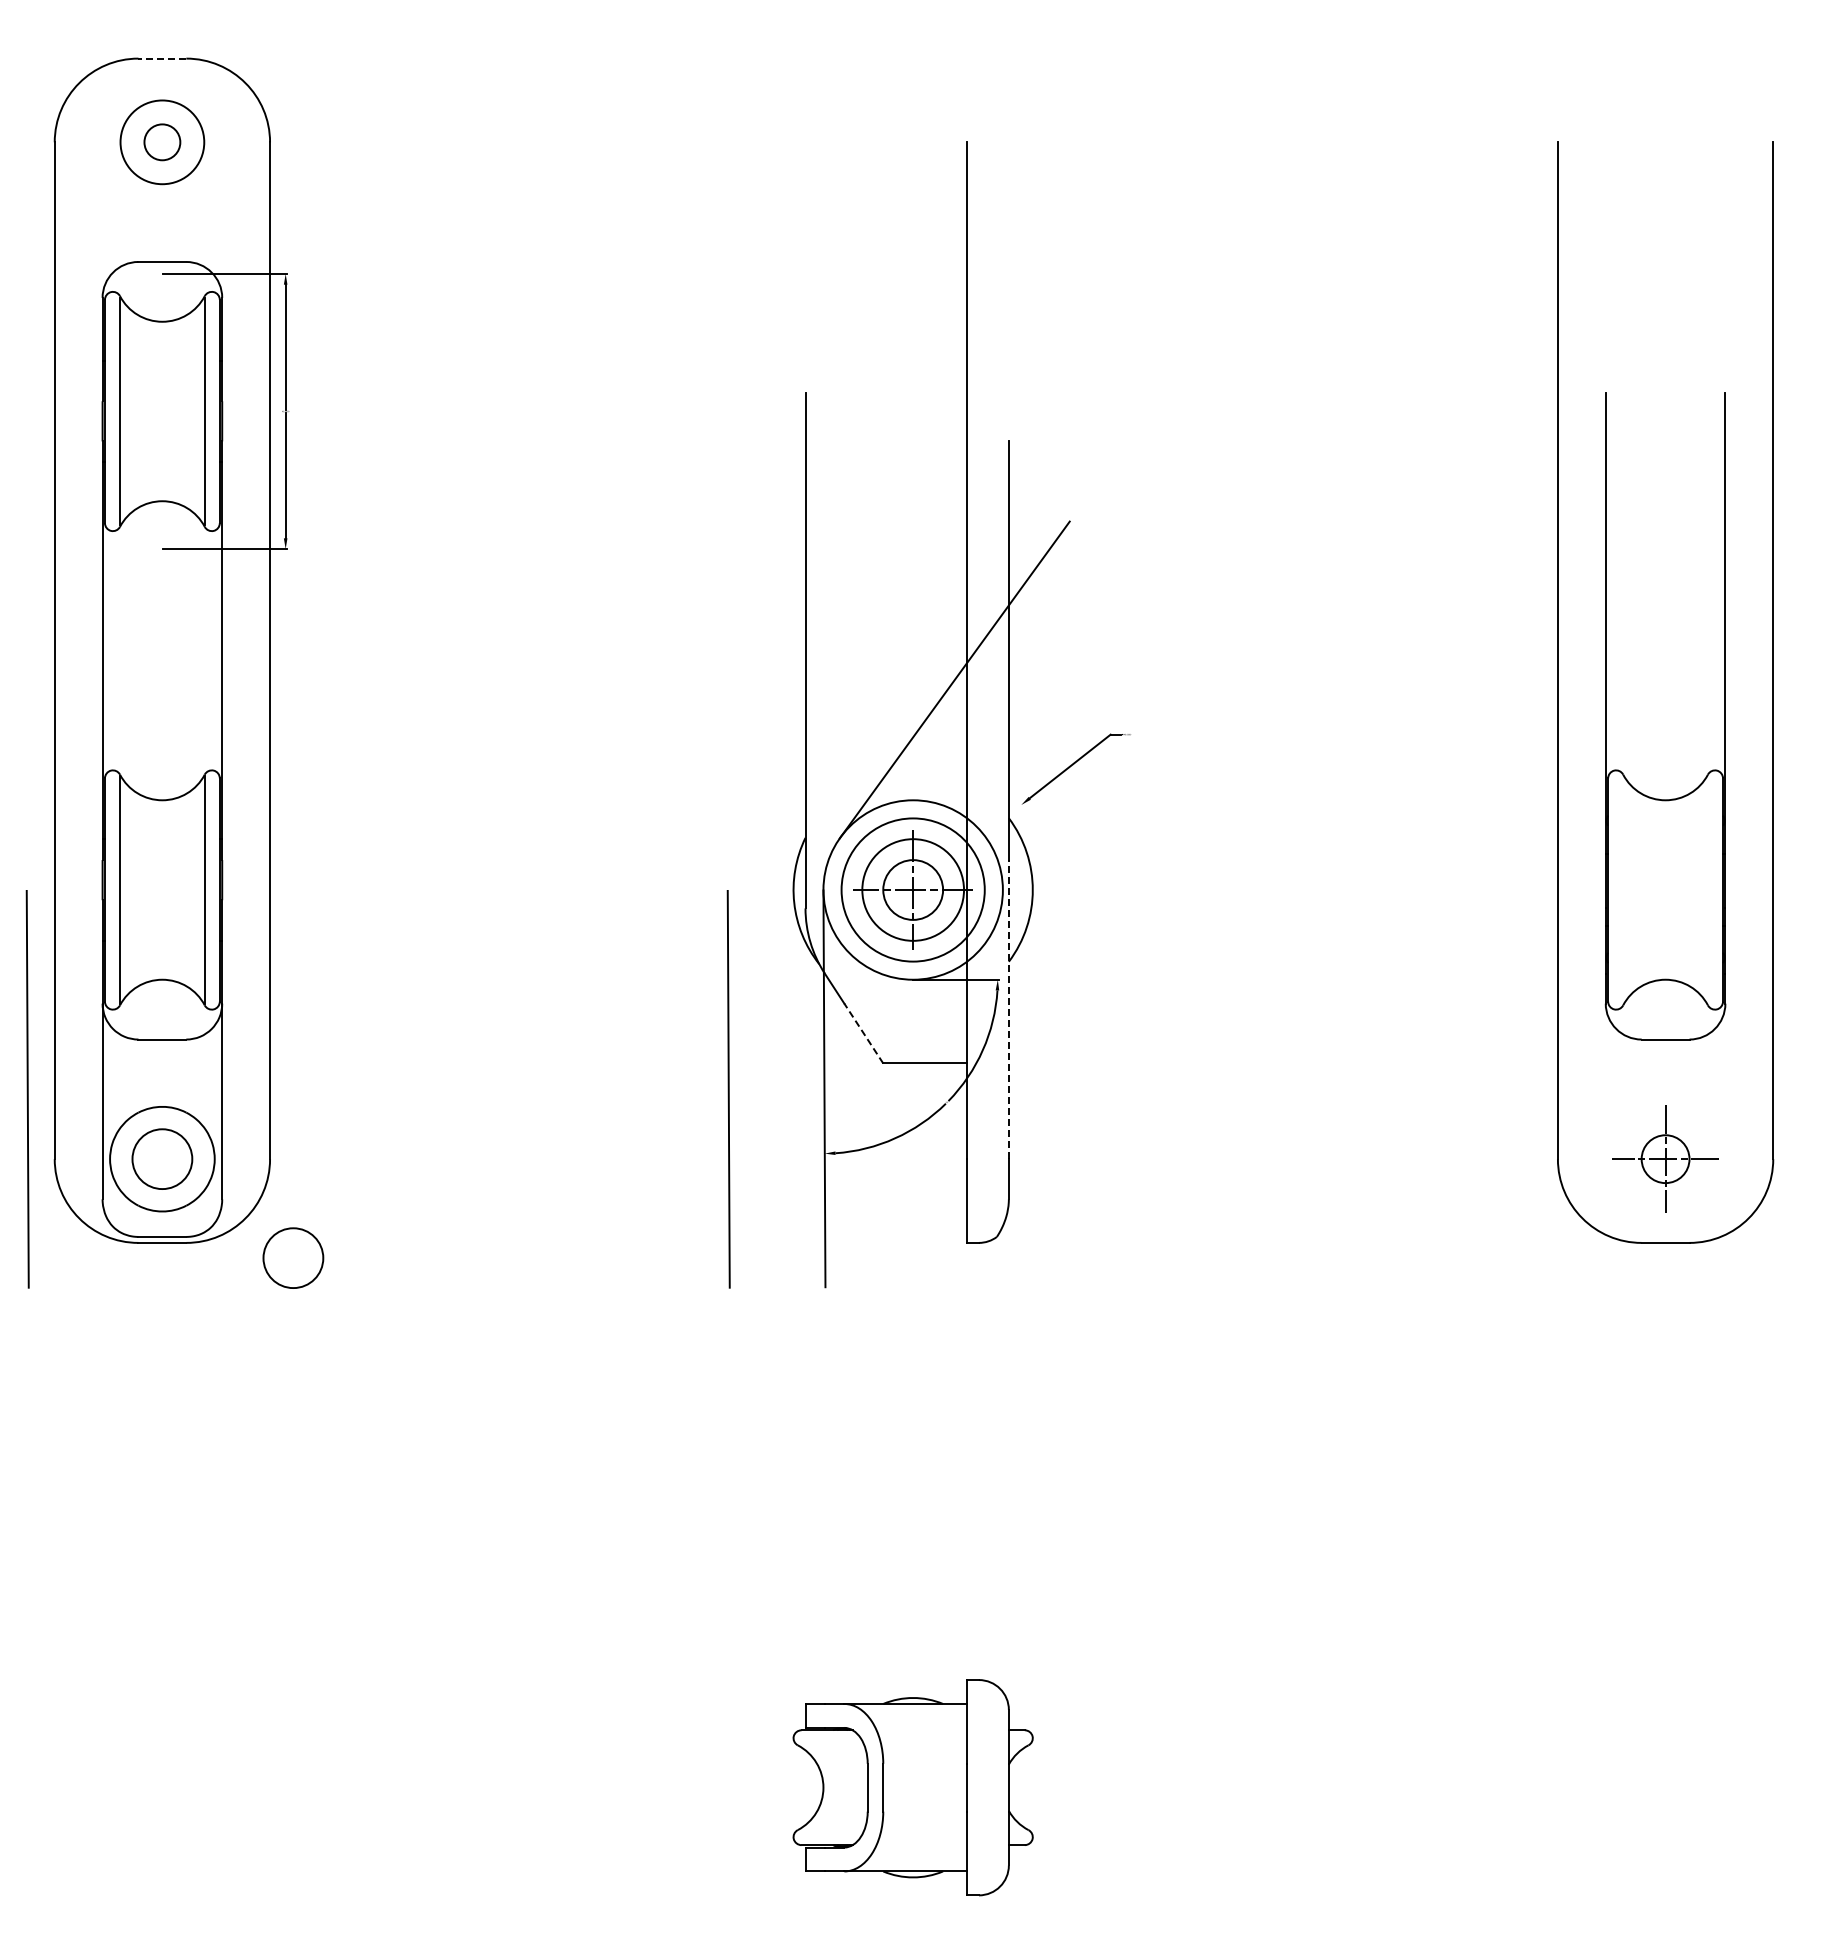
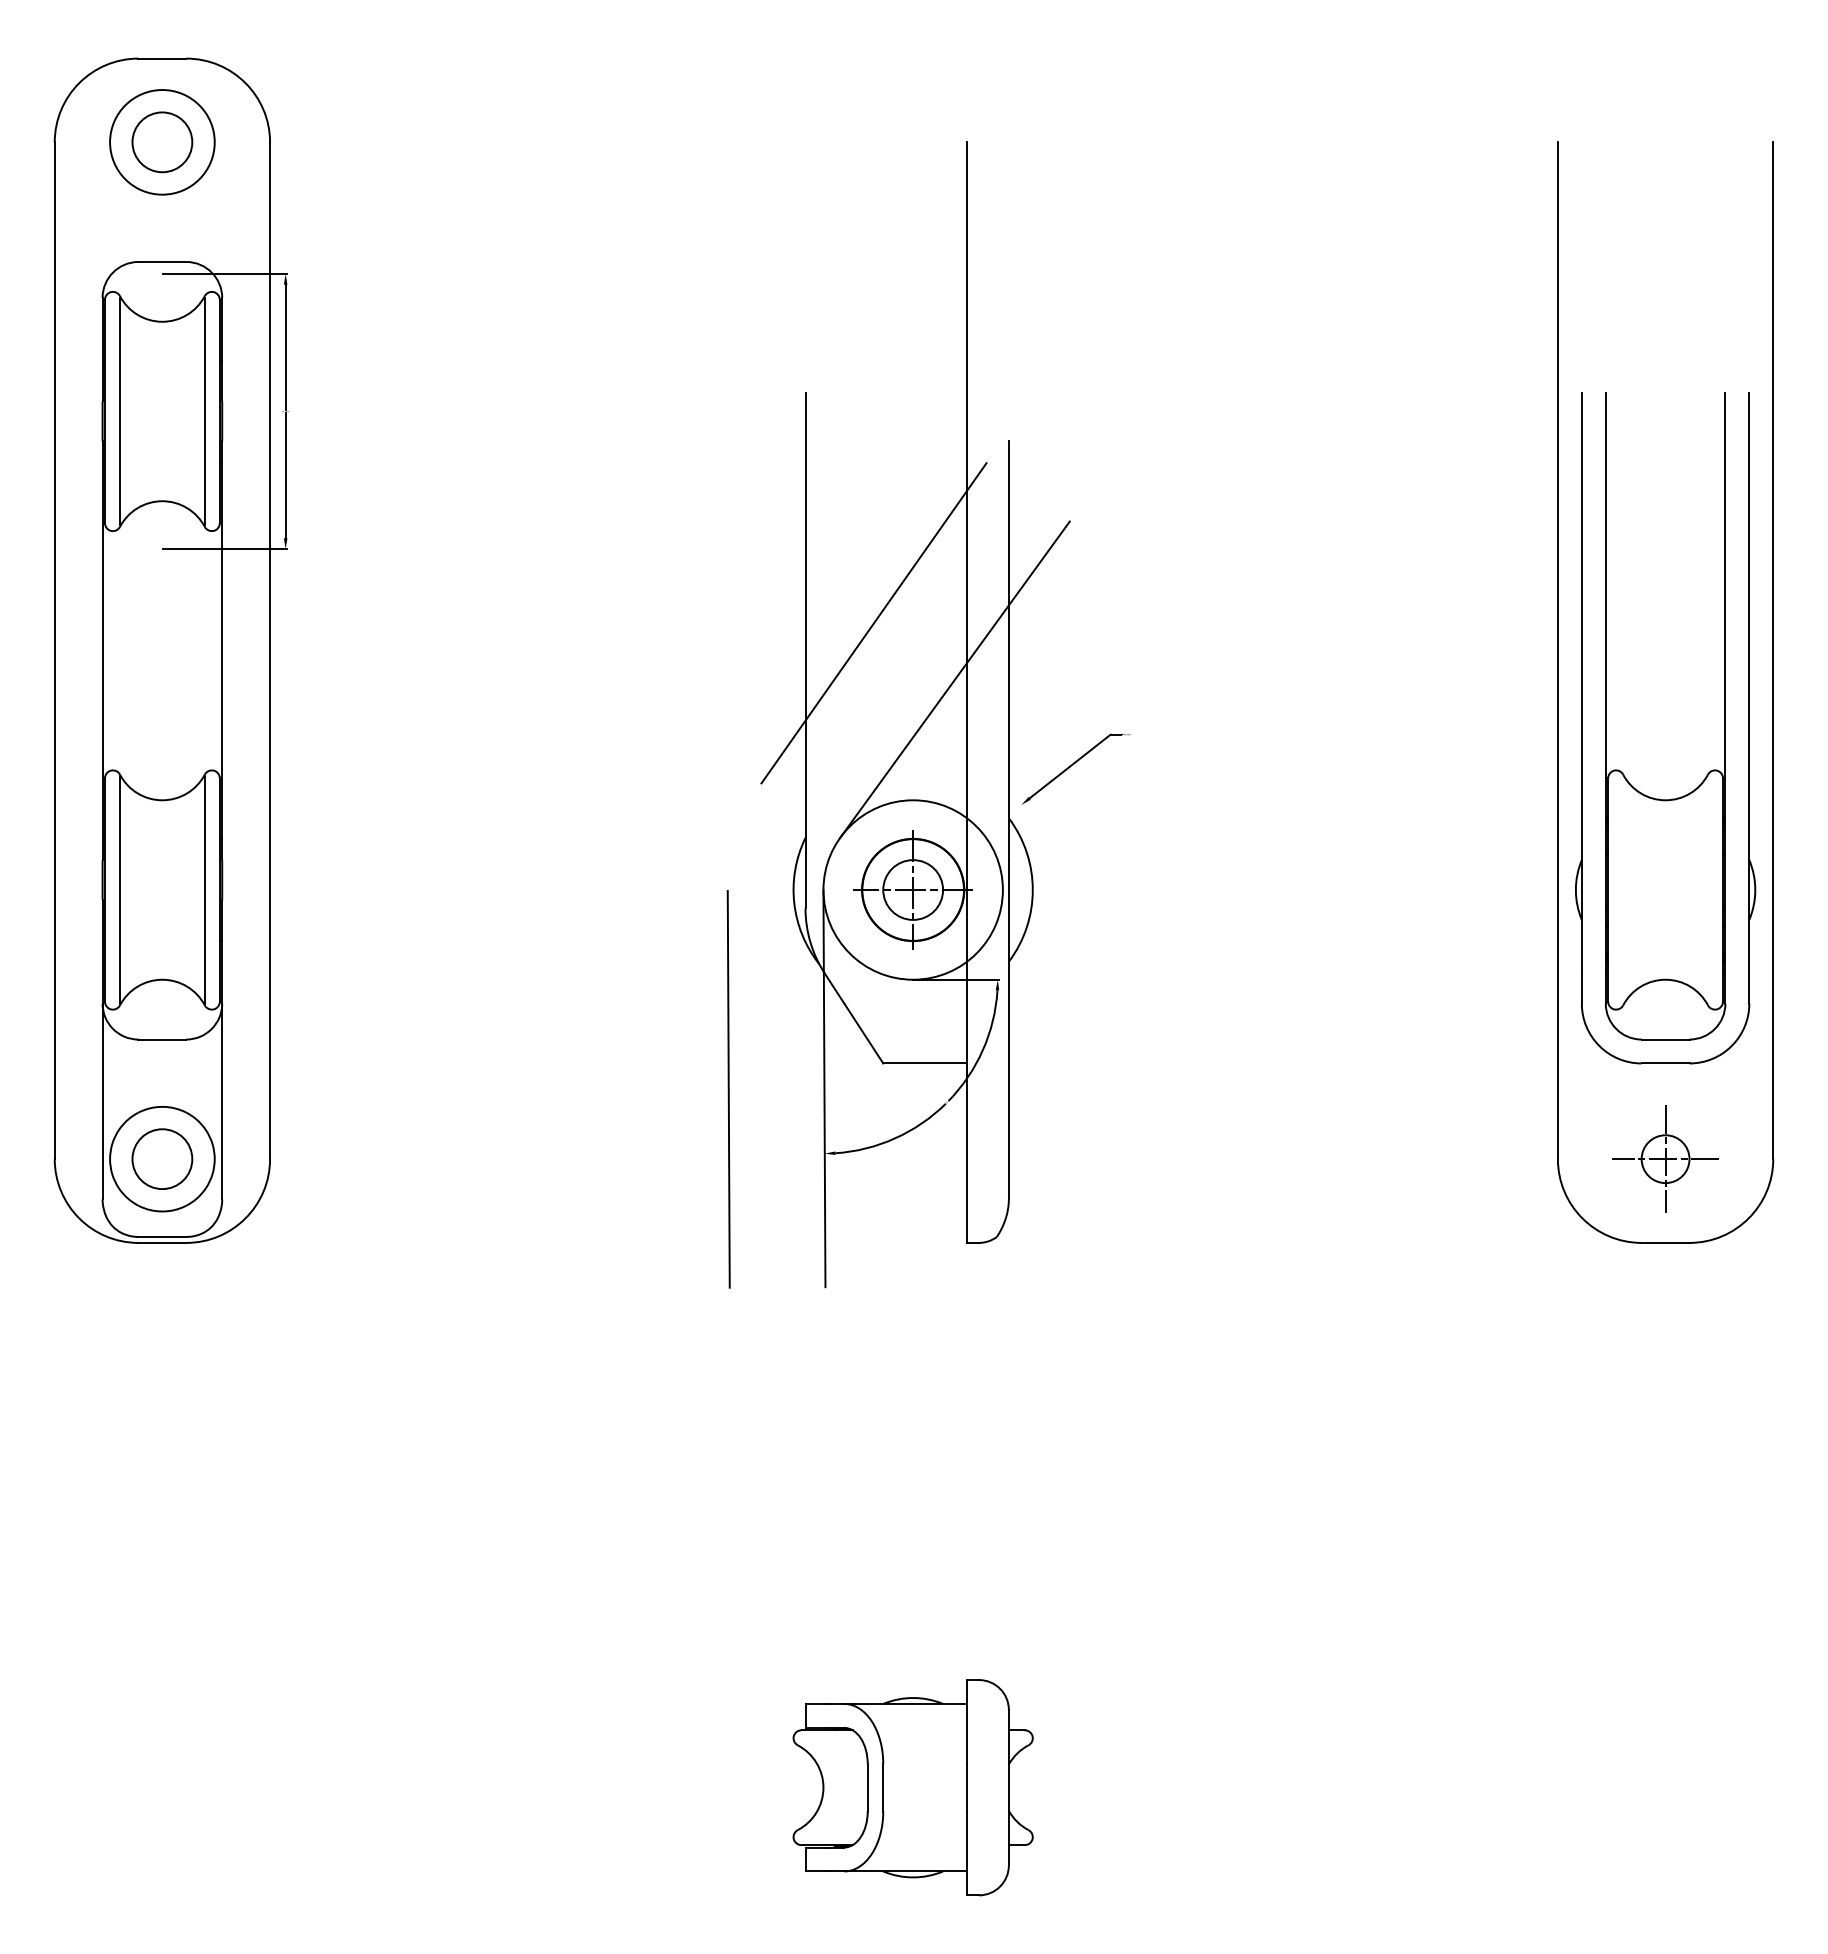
line: dashed -> solid (162, 58)
circle diameter: 36 px -> 60 px (162, 142)
circle diameter: 84 px -> 105 px (162, 142)
line: none -> present (873, 623)
part: none -> present (1582, 728)
circle diameter: 143 px -> 102 px (913, 889)
line: dashed -> solid (1008, 1009)
line: dashed -> solid (863, 1033)
line: present -> none (27, 1089)
circle: present -> none (293, 1257)
